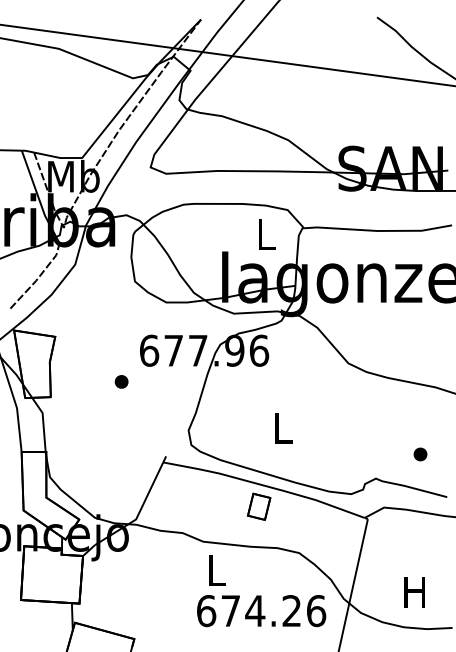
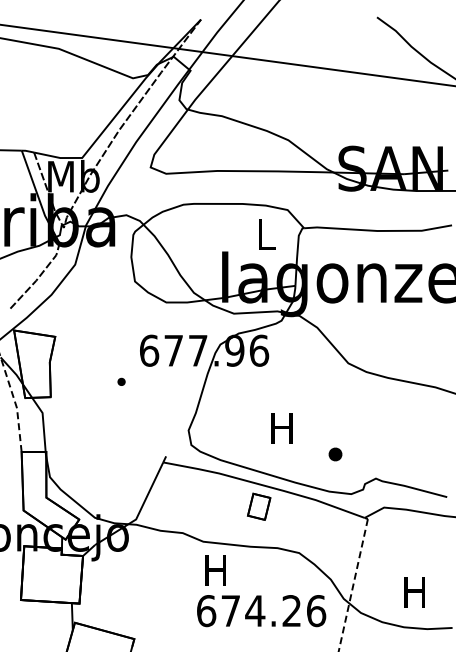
part size: 15x14 px -> 9x9 px (121, 381)
line: solid -> dashed (15, 403)
text: L -> H (281, 428)
part position: (420, 454) -> (335, 454) (335, 454)
text: L -> H (215, 570)
line: solid -> dashed (353, 585)
